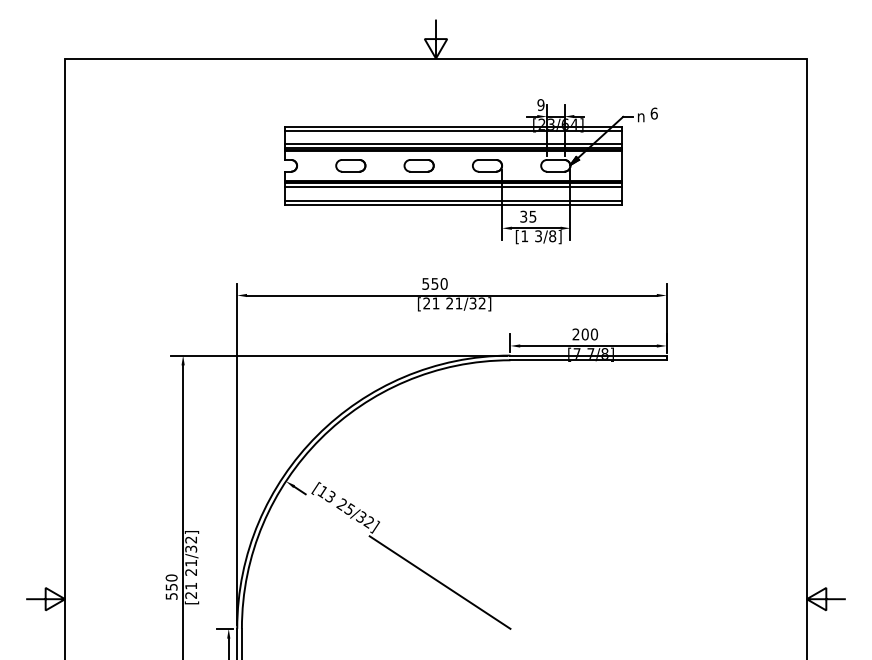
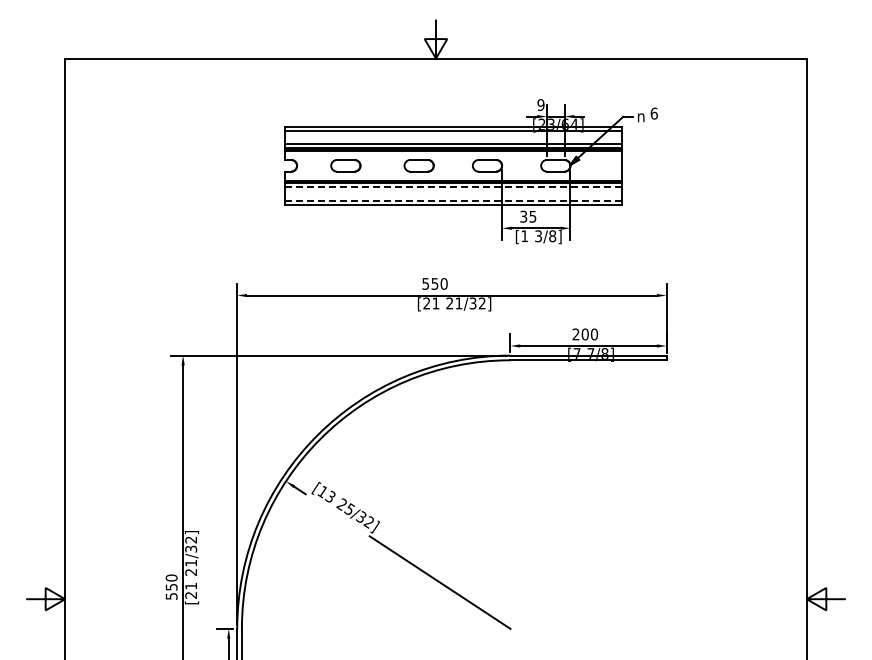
part position: (350, 165) -> (345, 165) (345, 165)
line: solid -> dashed (453, 187)
line: solid -> dashed (453, 200)
